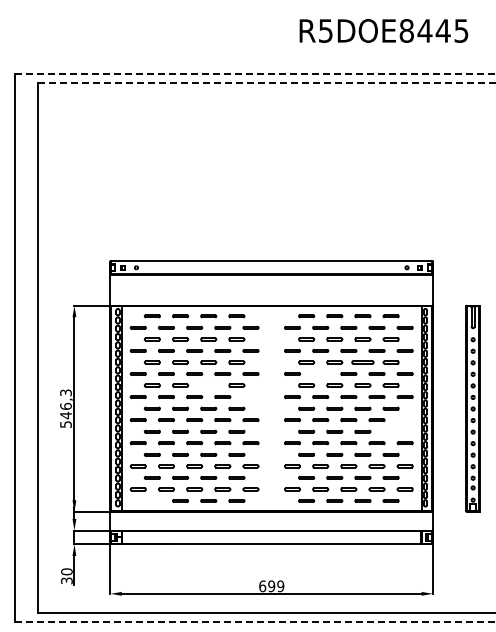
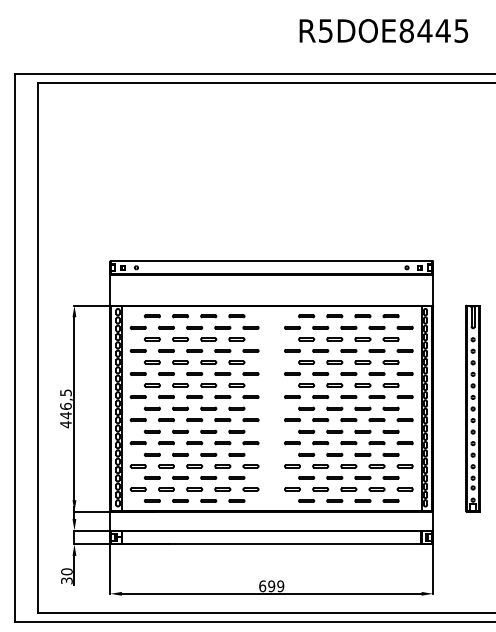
line: dashed -> solid (255, 73)
line: dashed -> solid (266, 83)
part size: 24x5 px -> 18x5 px (362, 362)
line: none -> present (320, 373)
part: none -> present (208, 385)
line: none -> present (250, 396)
text: 546,3 -> 446,5 (65, 408)
part: none -> present (397, 425)
line: none -> present (152, 500)
line: dashed -> solid (255, 622)
